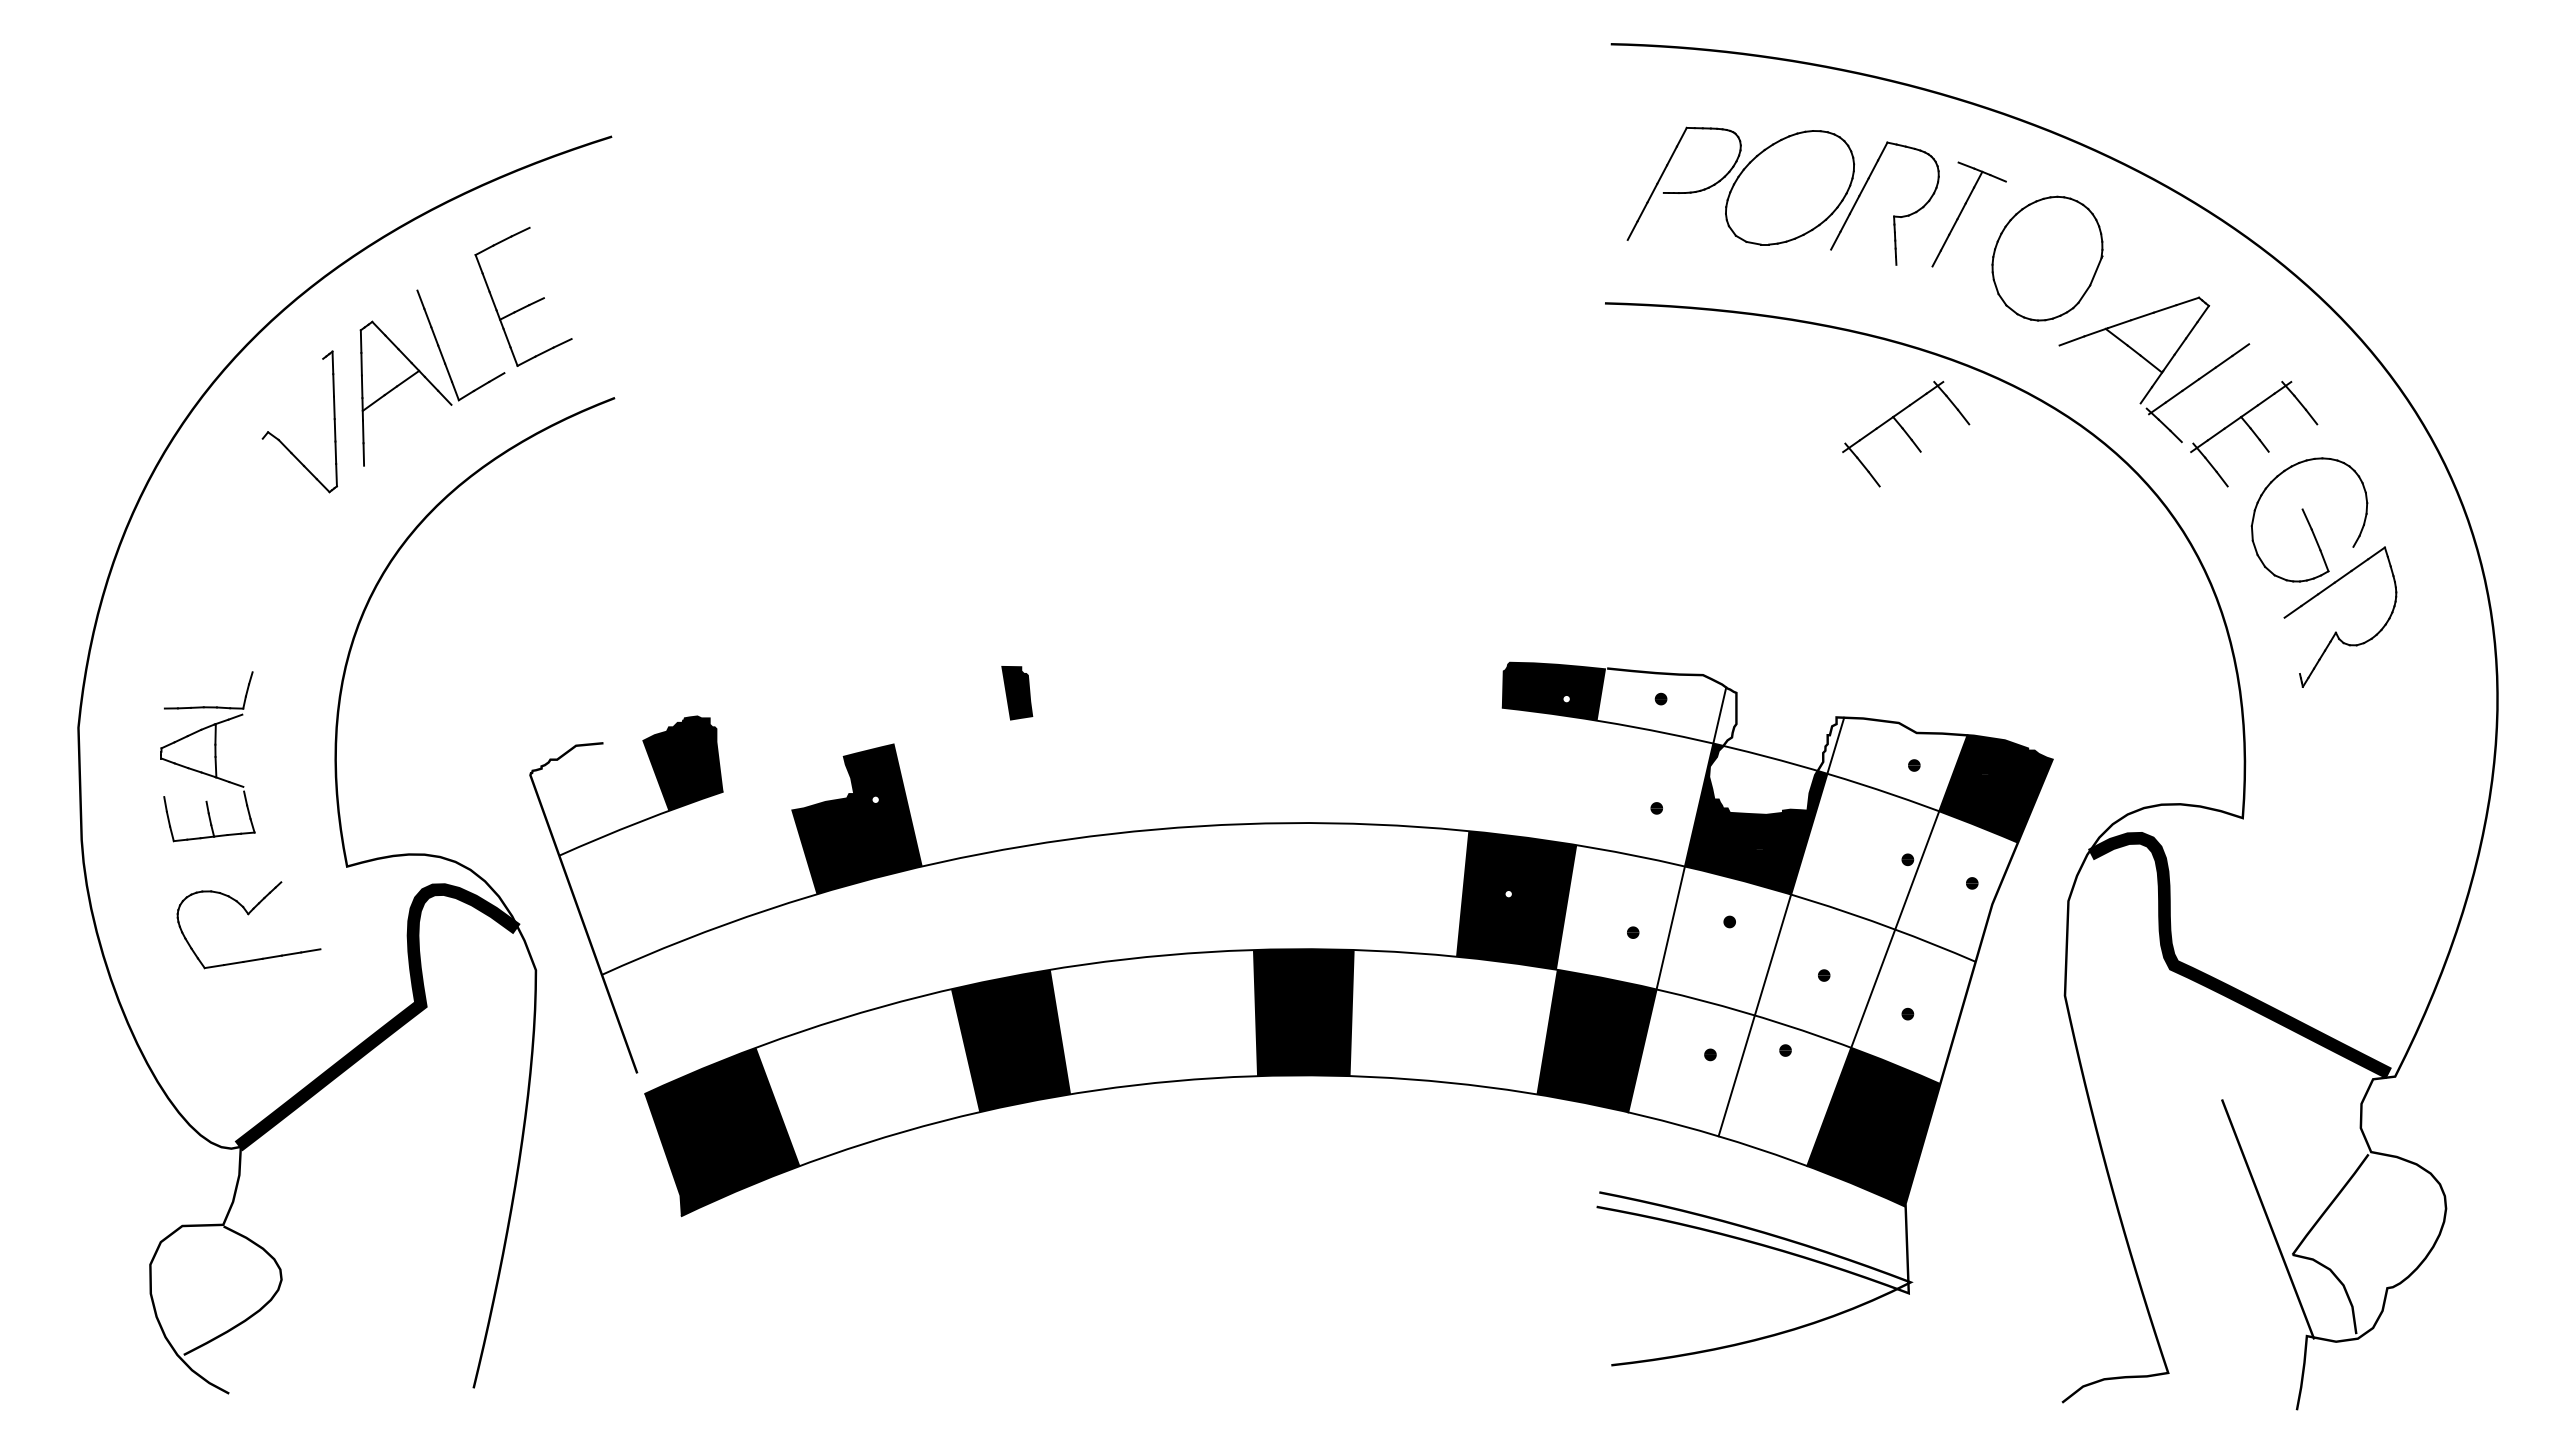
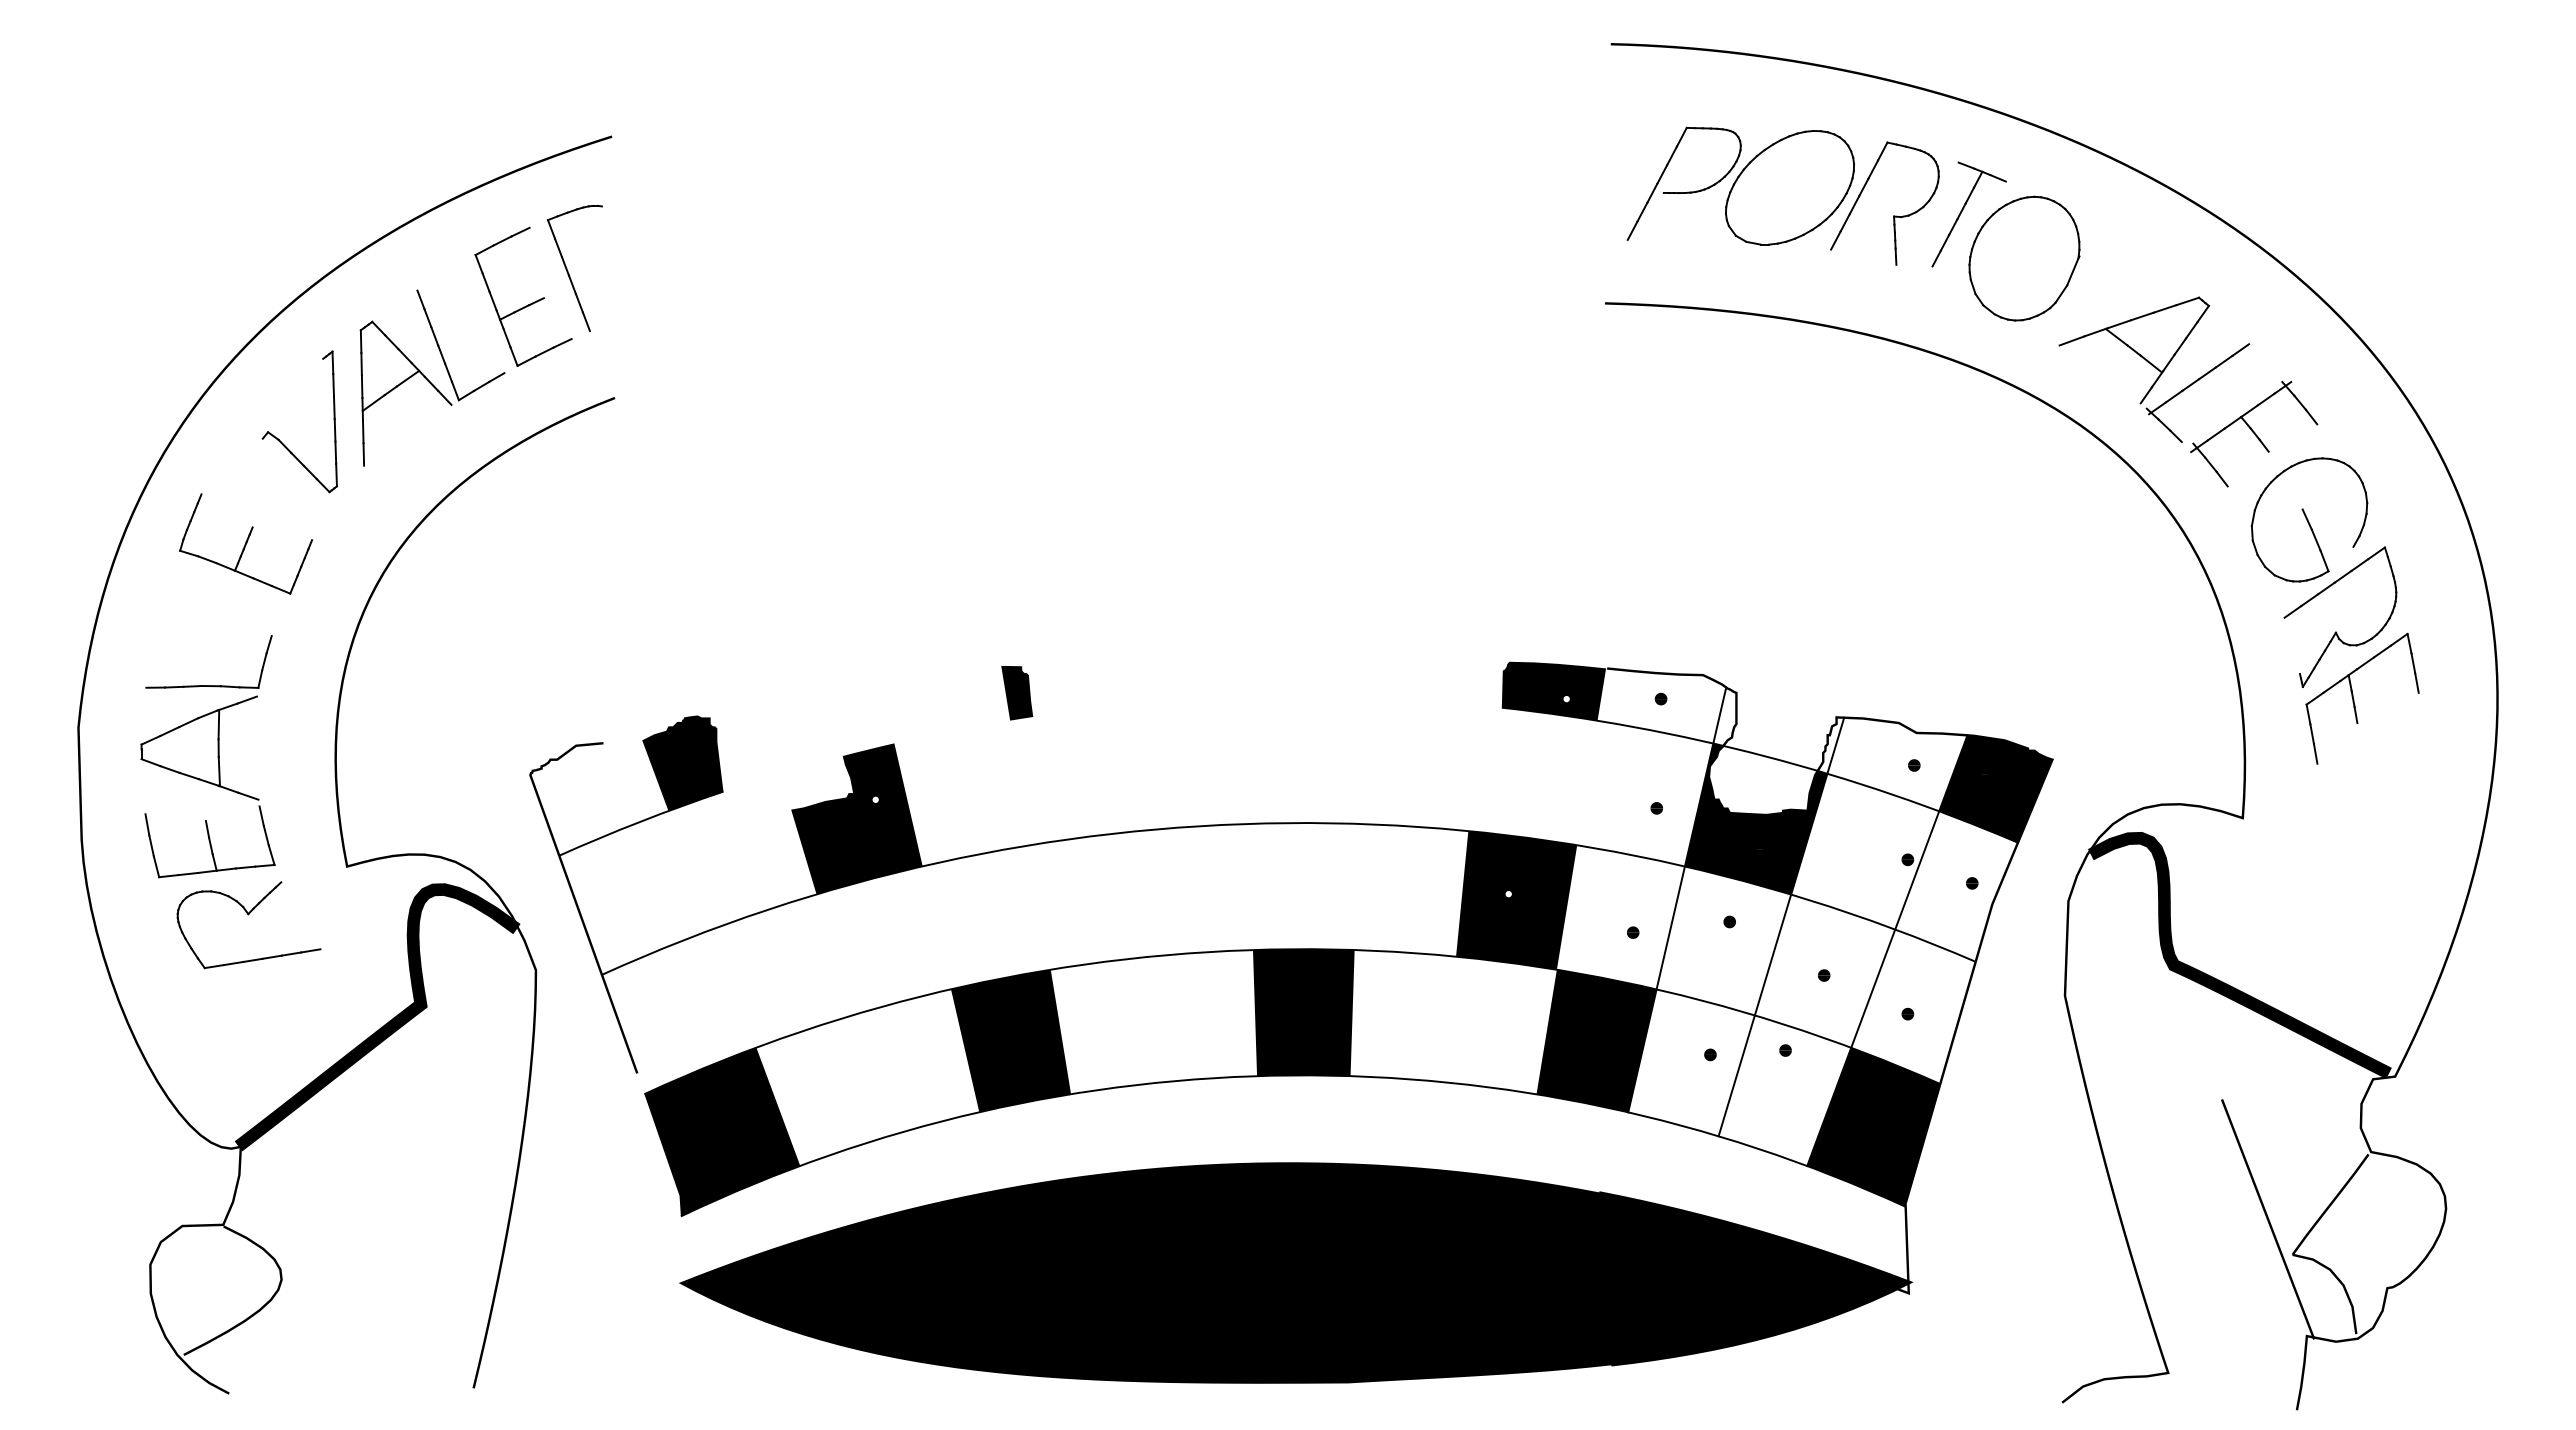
part position: (2047, 258) -> (2024, 258) (2024, 258)
part: none -> present (568, 271)
part: present -> none (1906, 434)
part: none -> present (245, 543)
part: none -> present (2354, 699)
part size: 96x172 px -> 136x244 px (207, 756)
fill: none -> present (1294, 1272)
